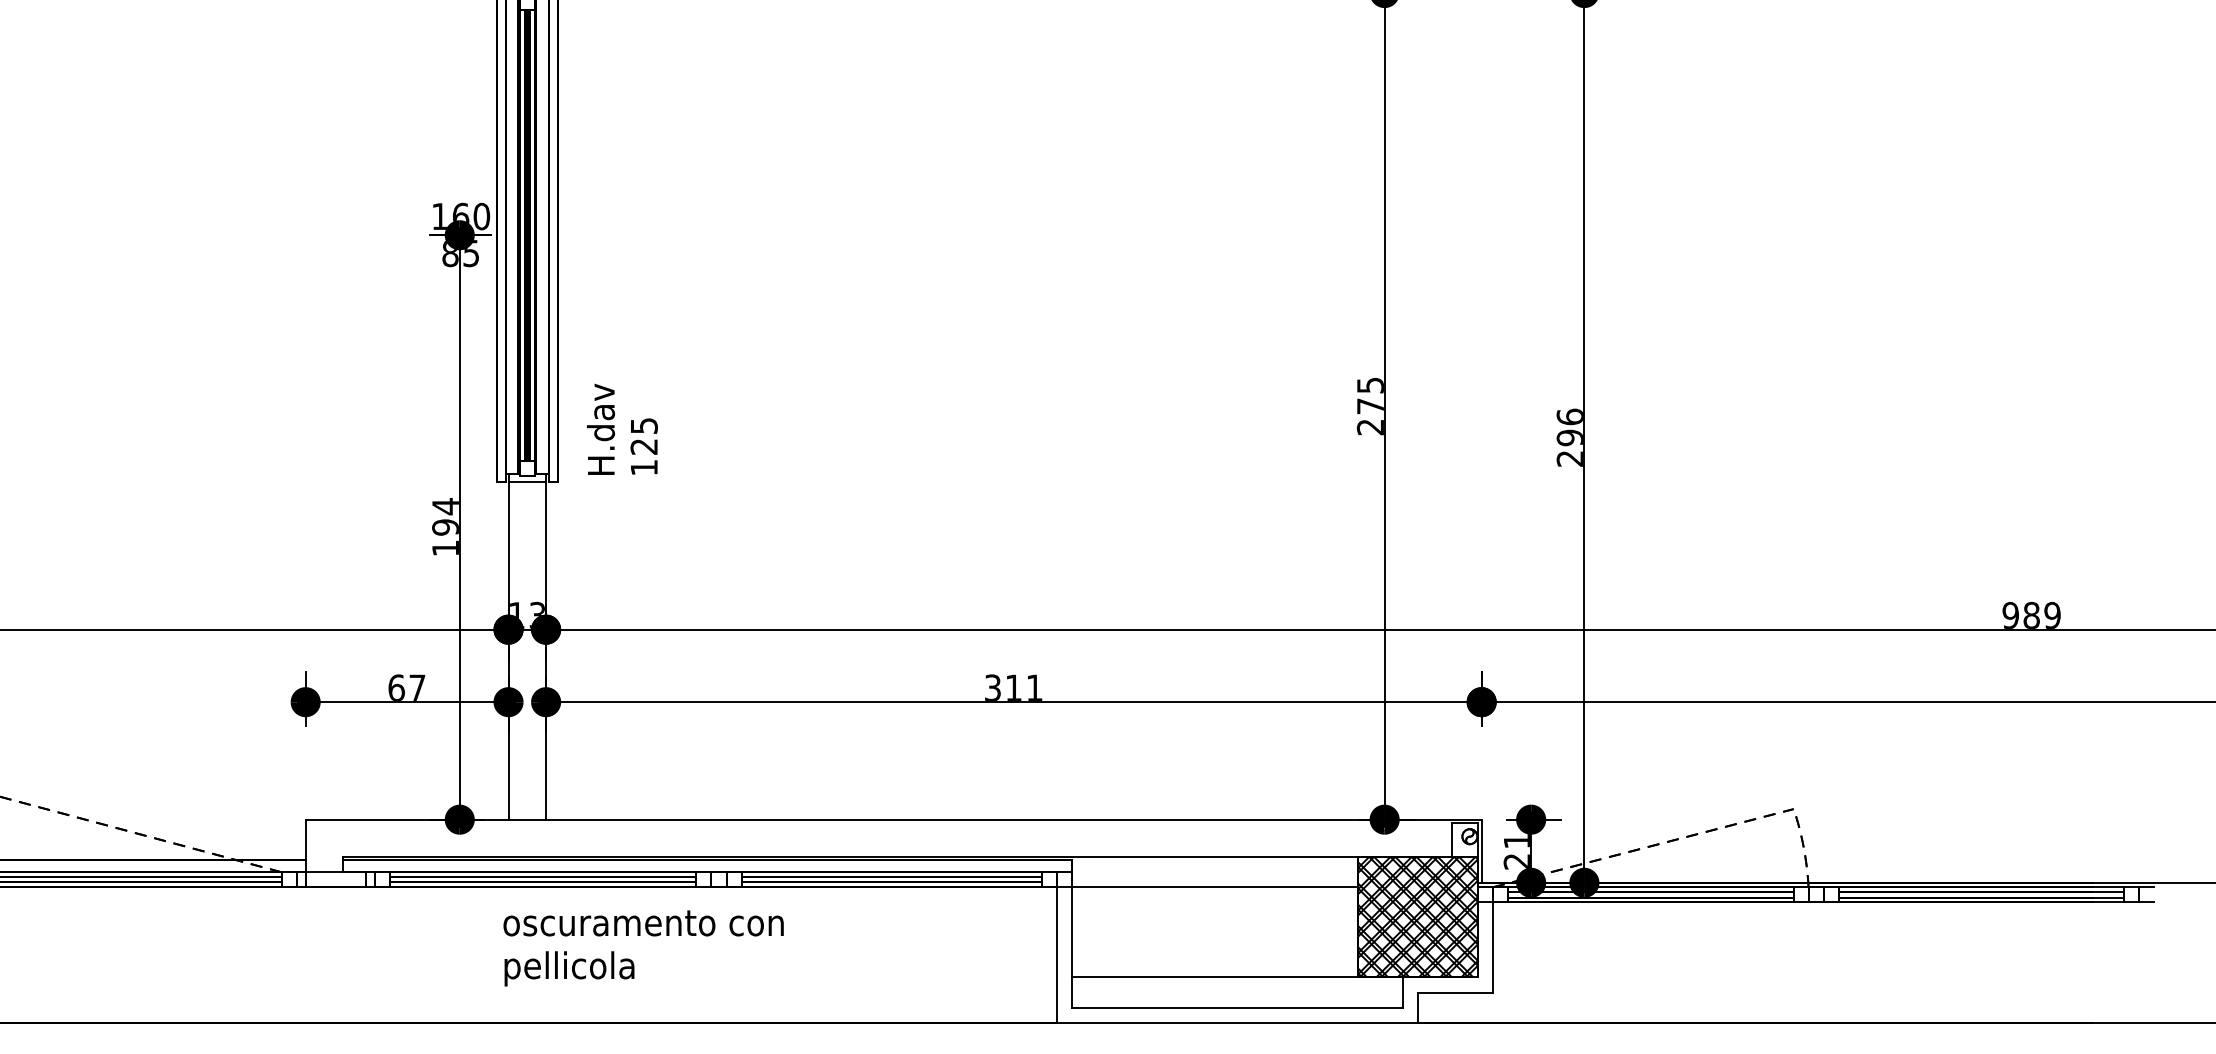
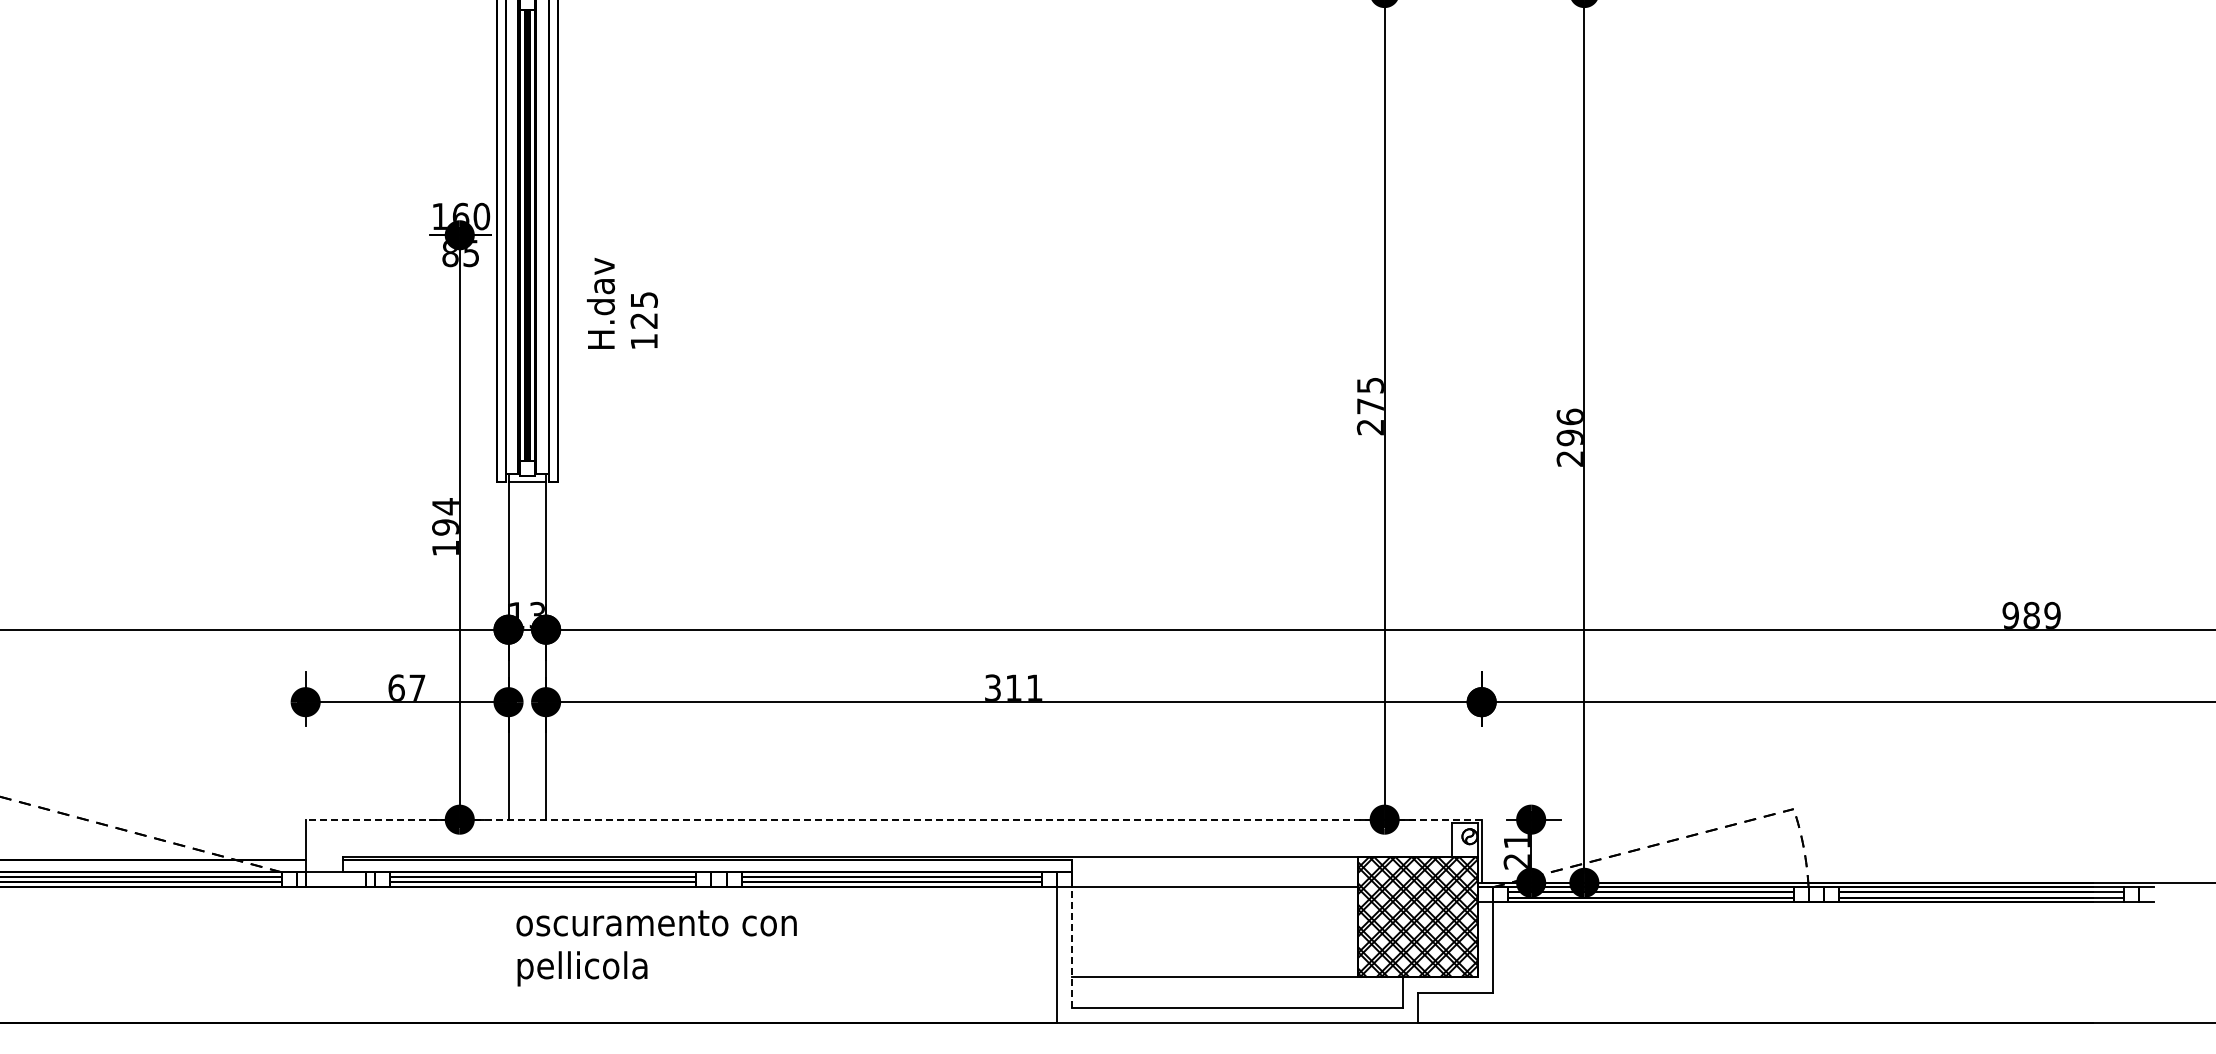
text position: (622, 429) -> (622, 303) (622, 303)
line: solid -> dashed (893, 819)
line: solid -> dashed (1072, 946)
text position: (643, 948) -> (656, 948) (656, 948)
